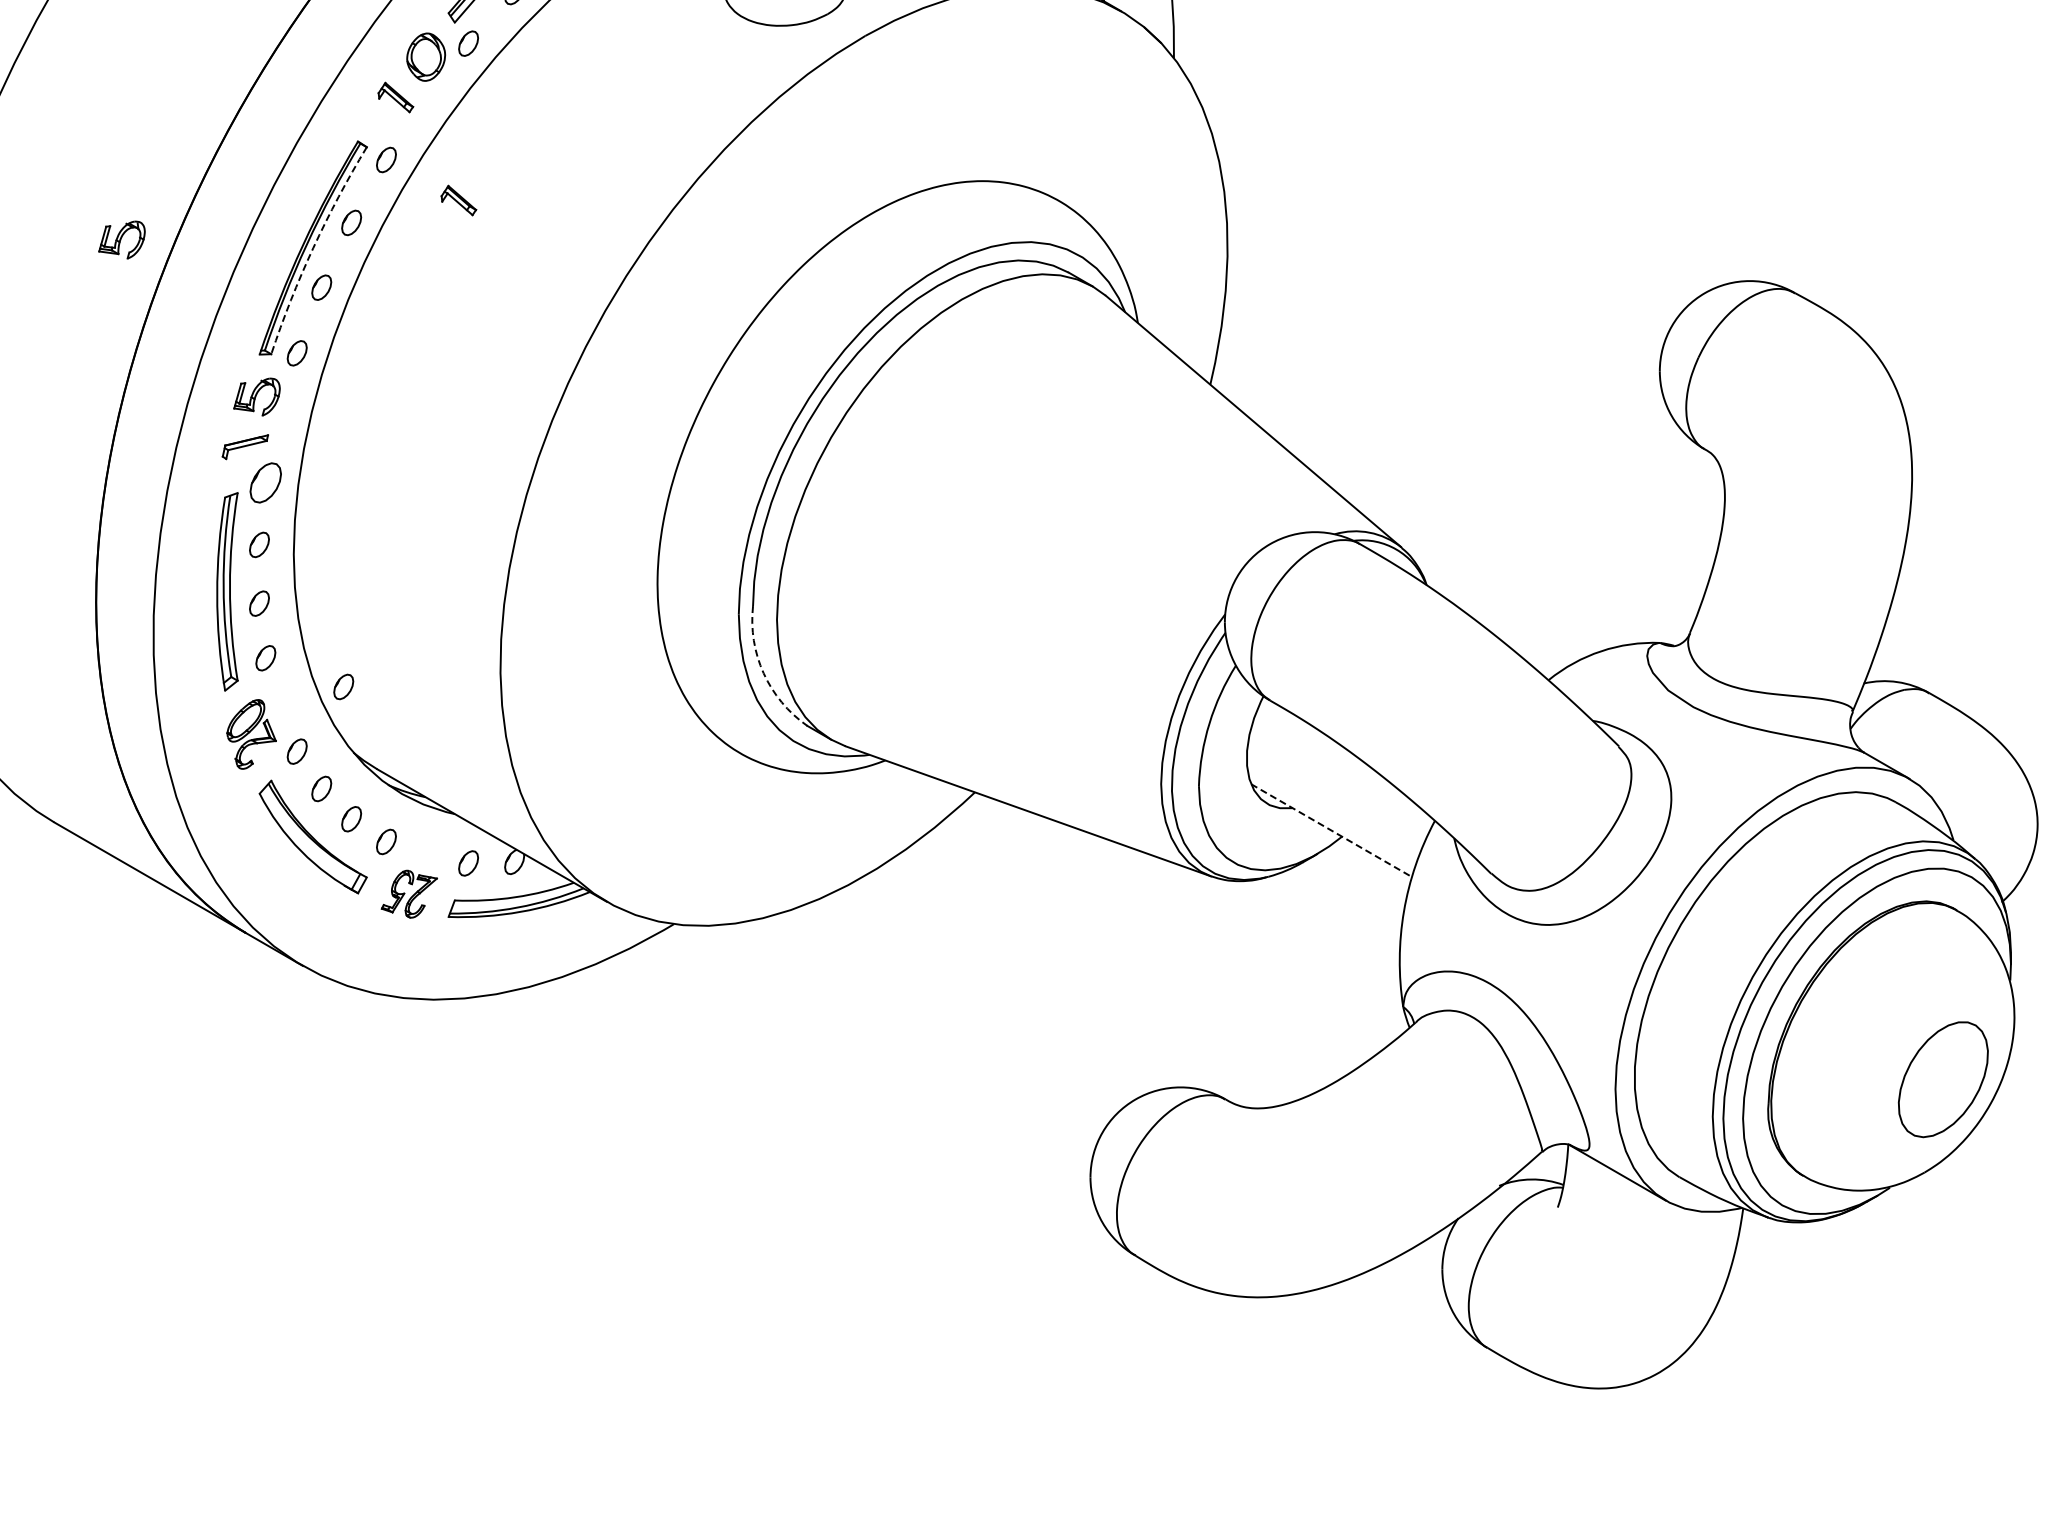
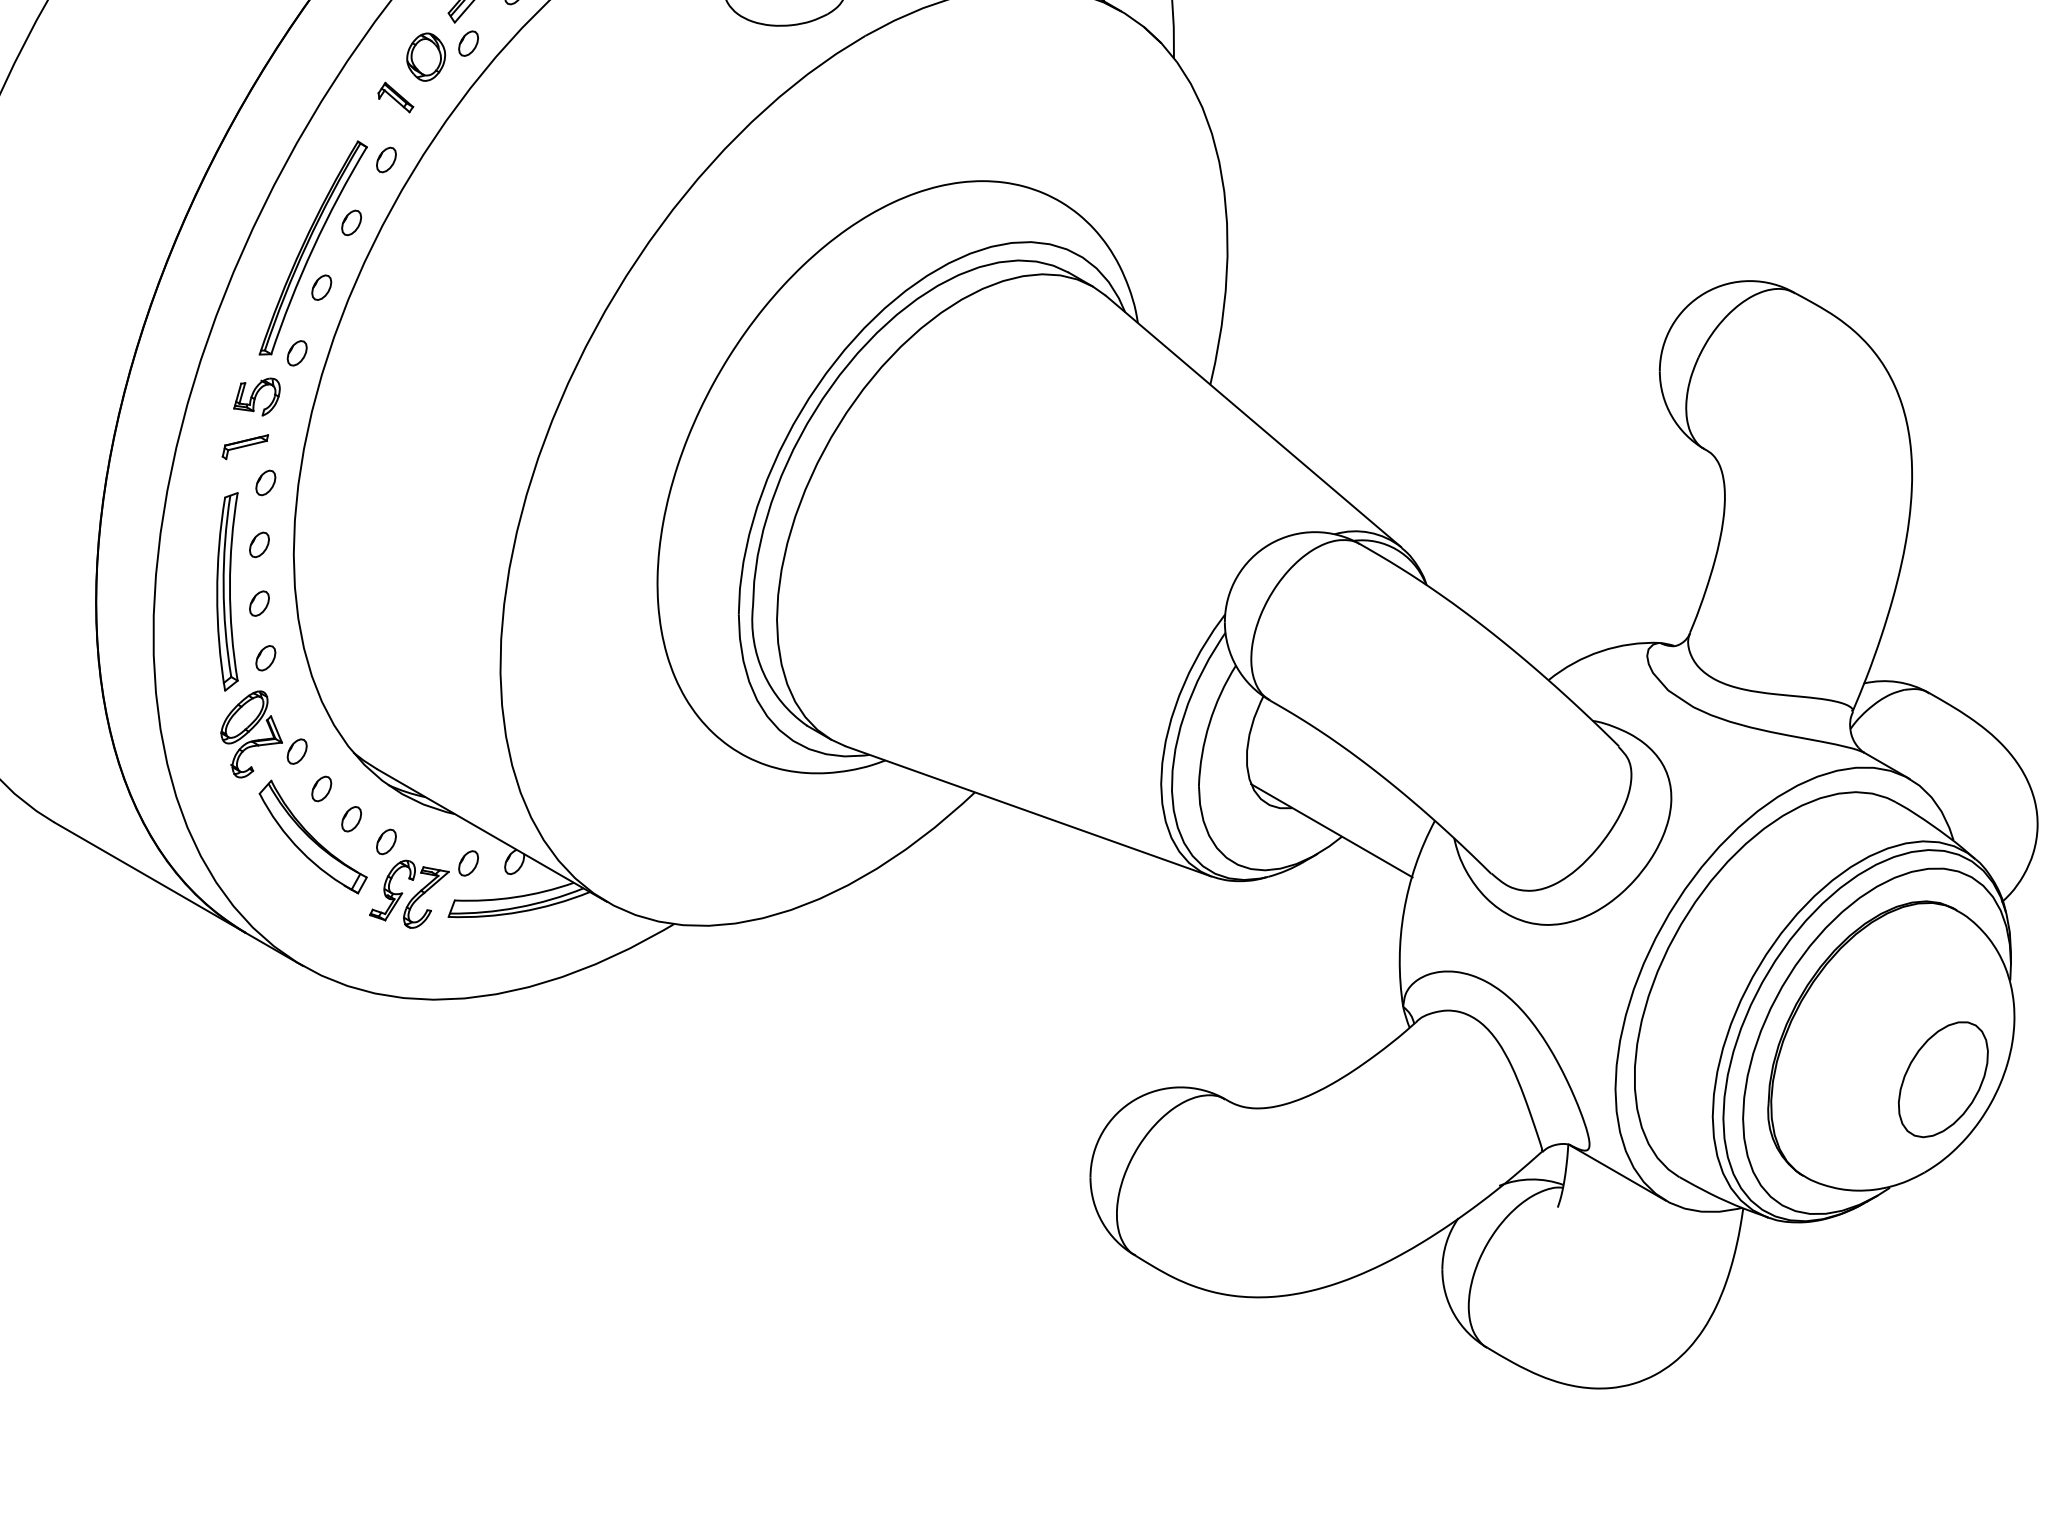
part: present -> none (458, 200)
part: present -> none (121, 239)
arc: dashed -> solid (313, 248)
part size: 33x42 px -> 22x28 px (265, 482)
arc: dashed -> solid (763, 673)
part: present -> none (343, 686)
part size: 51x71 px -> 63x89 px (251, 734)
line: dashed -> solid (1332, 831)
part size: 58x50 px -> 81x70 px (409, 893)
